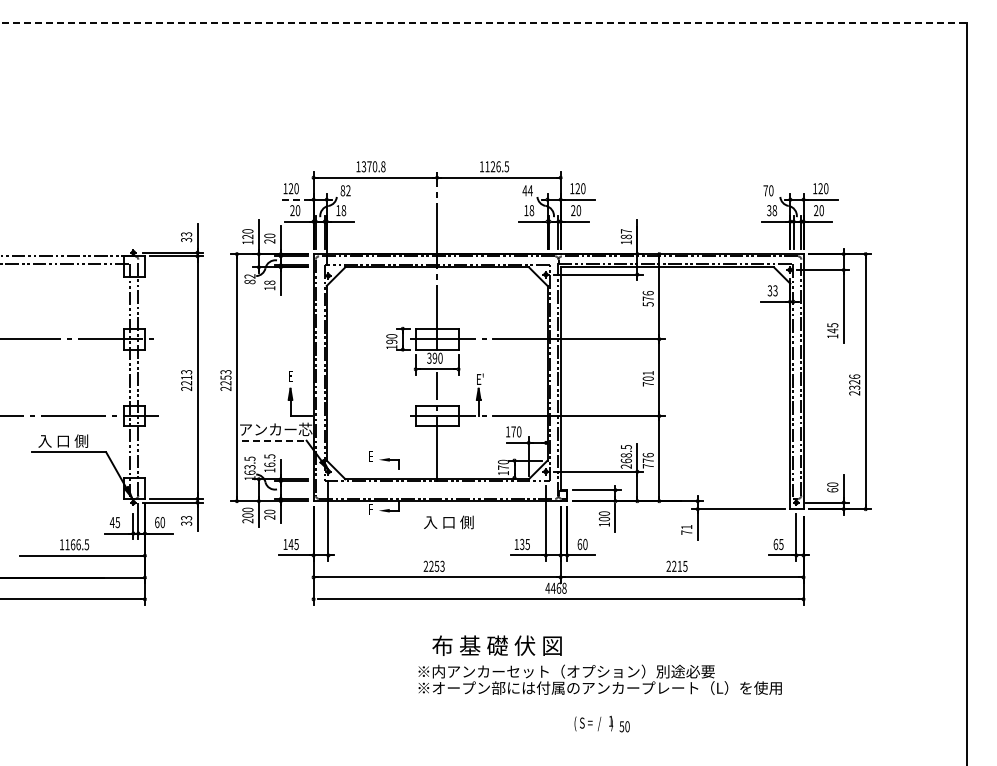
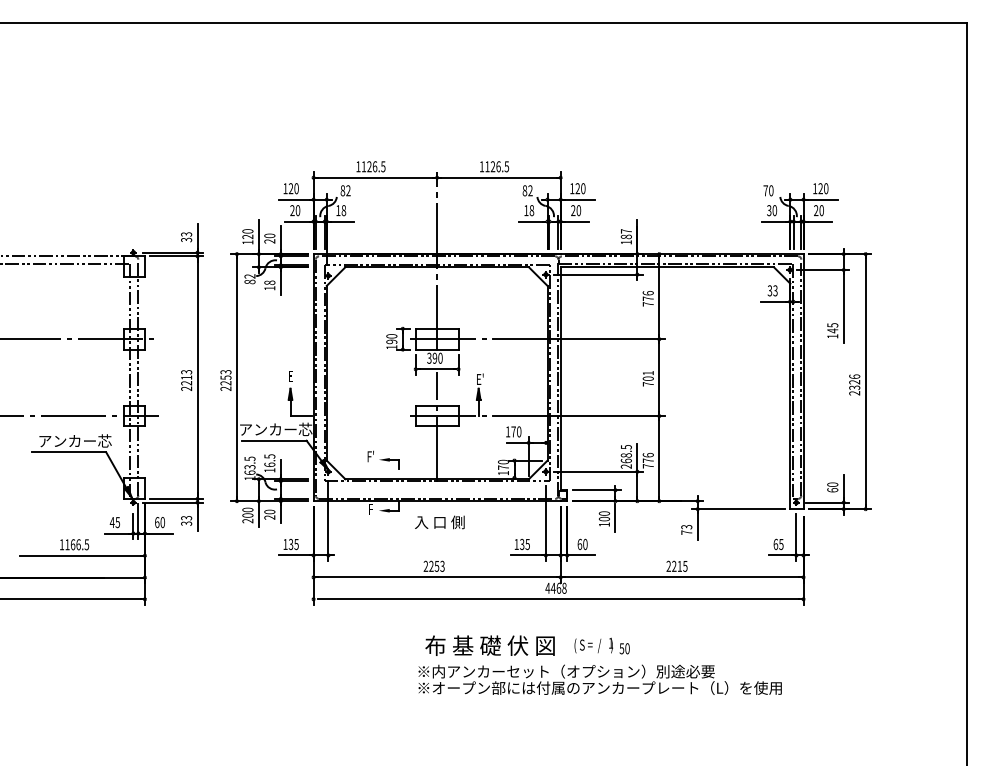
line: dashed -> solid (484, 23)
text: 1370.8 -> 1126.5 (373, 166)
text: 44 -> 82 (527, 190)
line: dashed -> solid (295, 199)
text: 38 -> 30 (774, 210)
text: 576 -> 776 (647, 304)
text: 入 口 側 -> アンカー芯 (74, 440)
line: dashed -> solid (275, 440)
text: E -> F' (370, 456)
text position: (448, 522) -> (439, 522) (439, 522)
text: 71 -> 73 (686, 527)
text: 145 -> 135 (290, 544)
text position: (496, 645) -> (489, 645) (489, 645)
text position: (601, 723) -> (601, 645) (601, 645)
